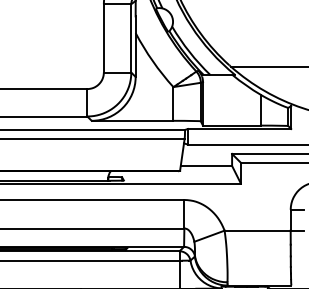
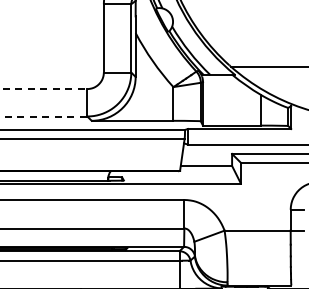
line: solid -> dashed (44, 89)
line: solid -> dashed (44, 116)
